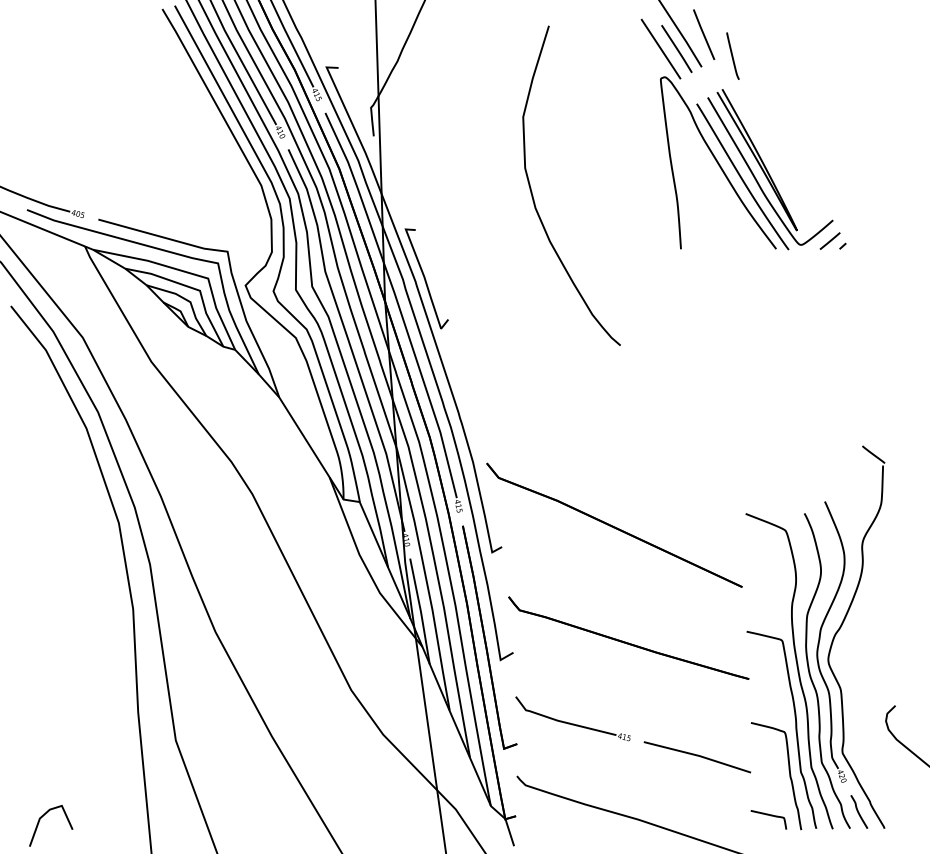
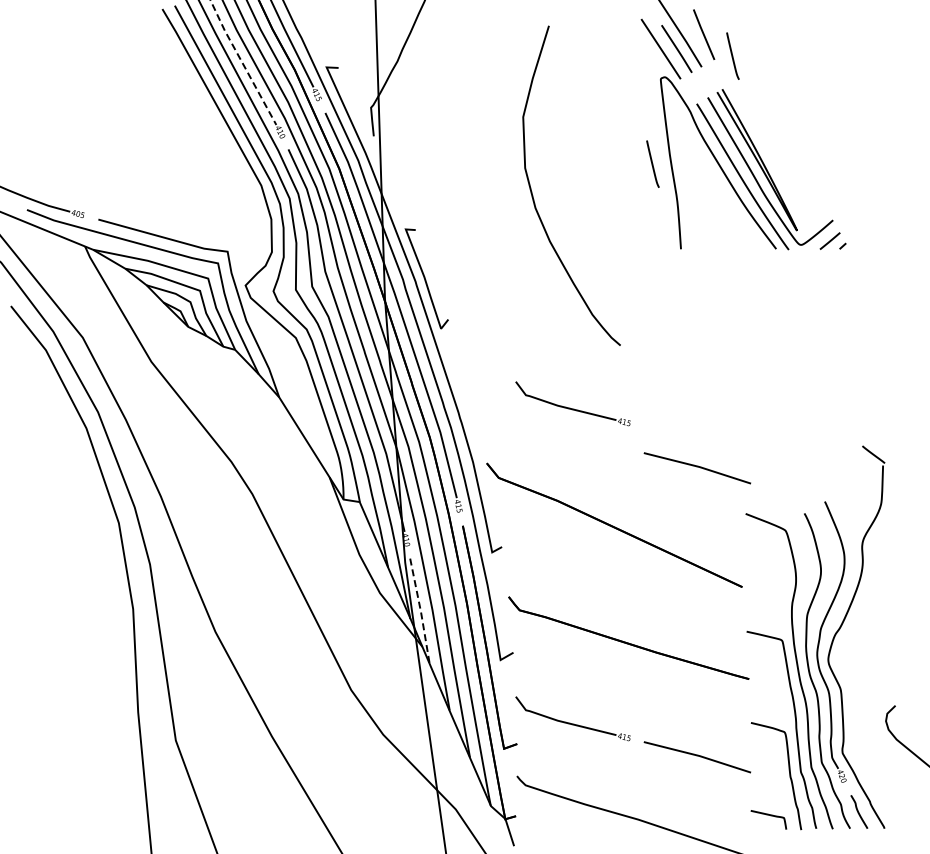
line: solid -> dashed (242, 62)
line: none -> present (652, 163)
part: none -> present (572, 403)
line: none -> present (696, 467)
line: solid -> dashed (421, 612)
line: present -> none (43, 816)
